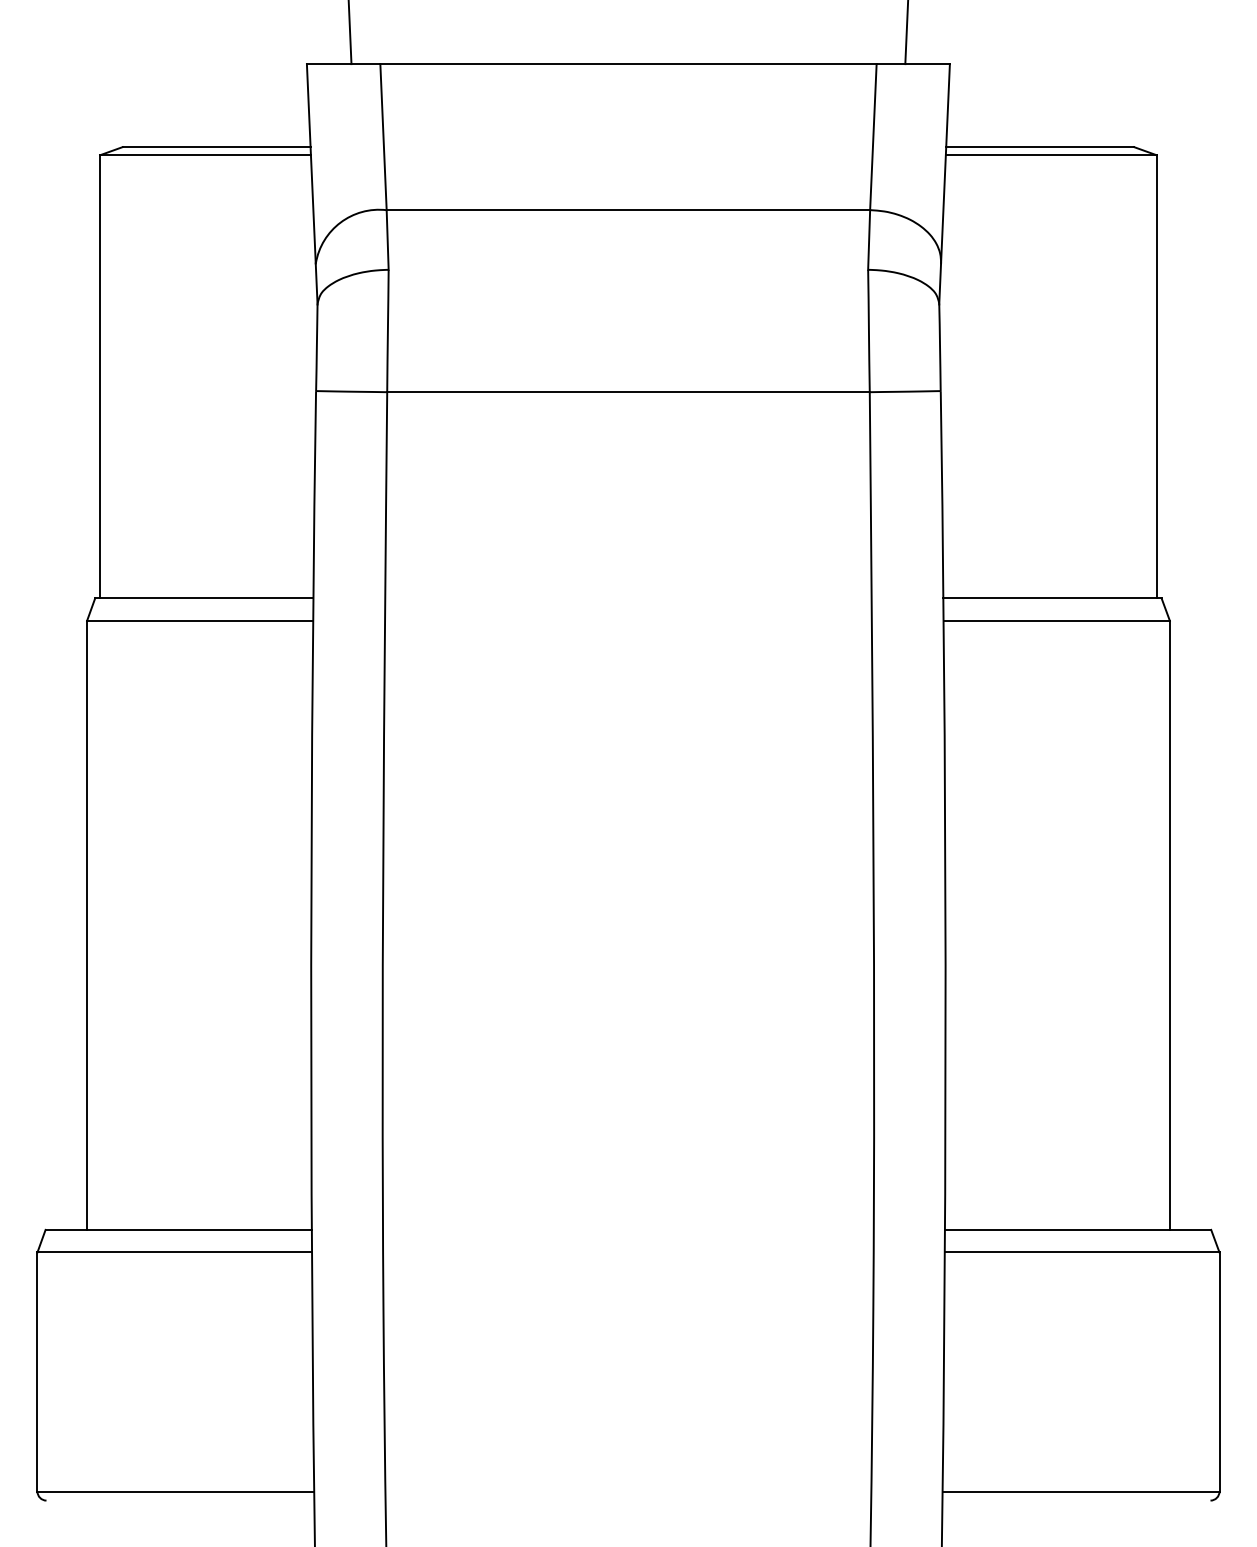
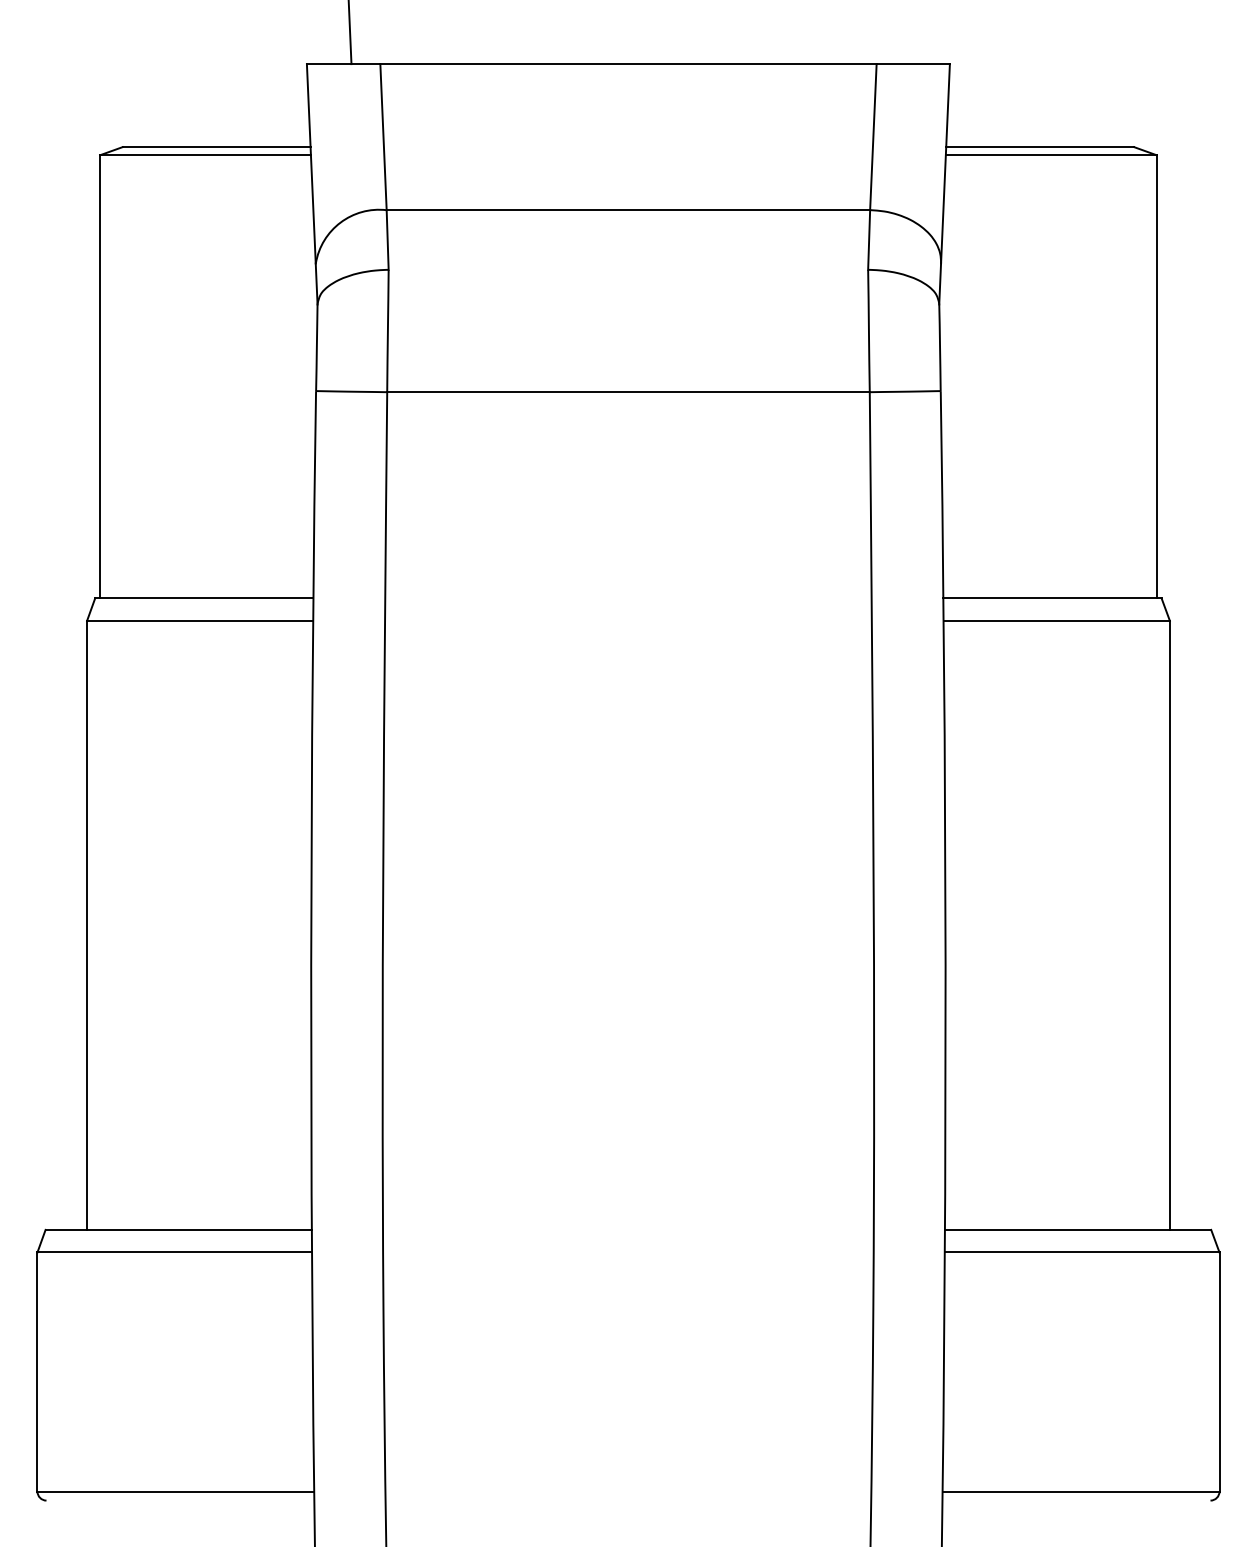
line: present -> none (906, 33)
